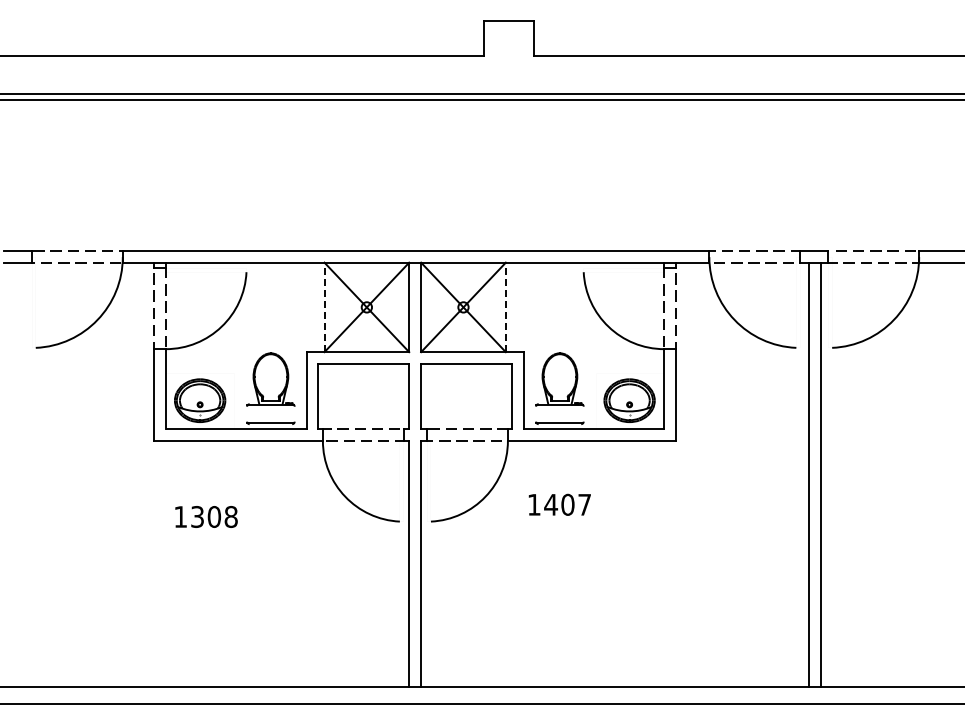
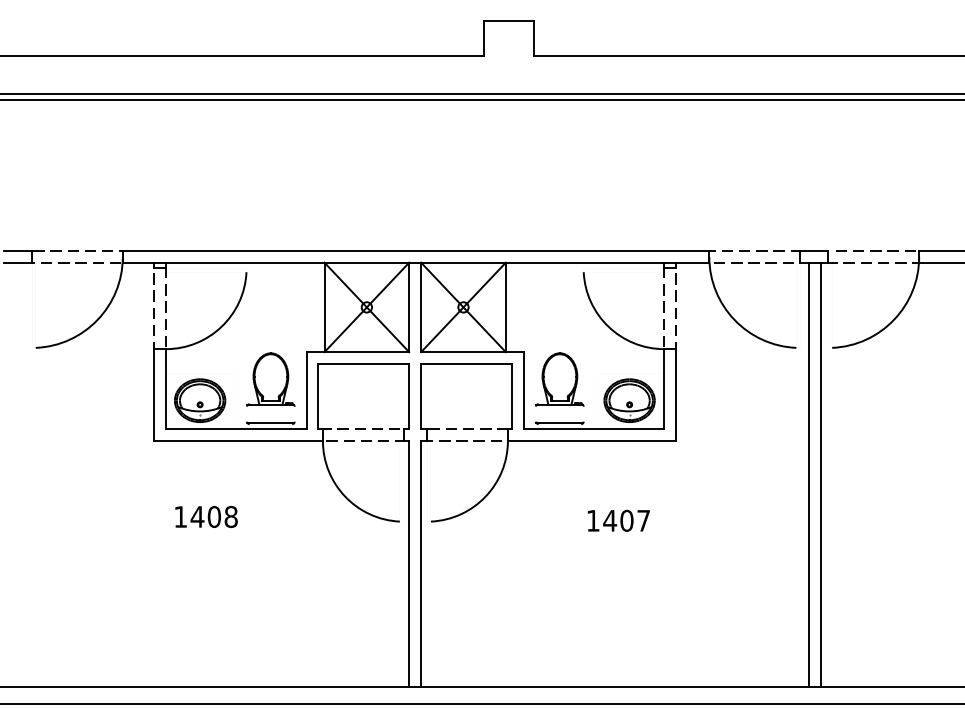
line: dashed -> solid (324, 307)
line: dashed -> solid (505, 307)
text position: (559, 504) -> (618, 520) (618, 520)
text: 1308 -> 1408 (197, 516)
